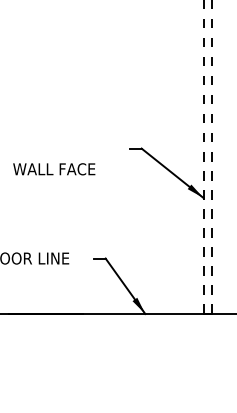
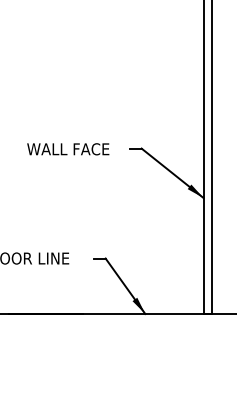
line: dashed -> solid (203, 157)
line: dashed -> solid (212, 157)
text position: (54, 169) -> (68, 149) (68, 149)
